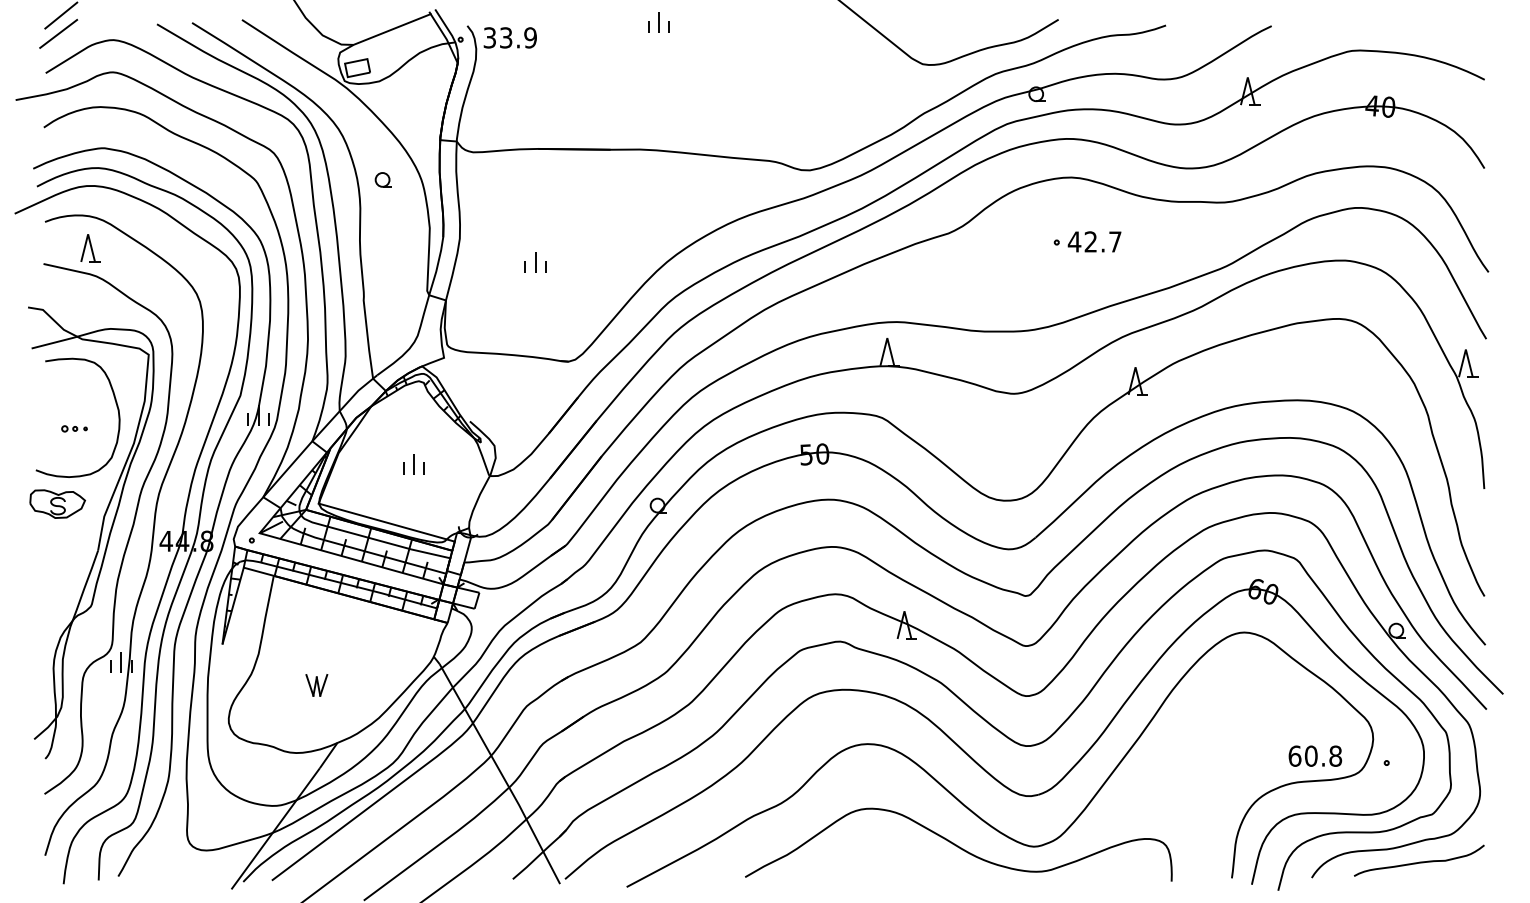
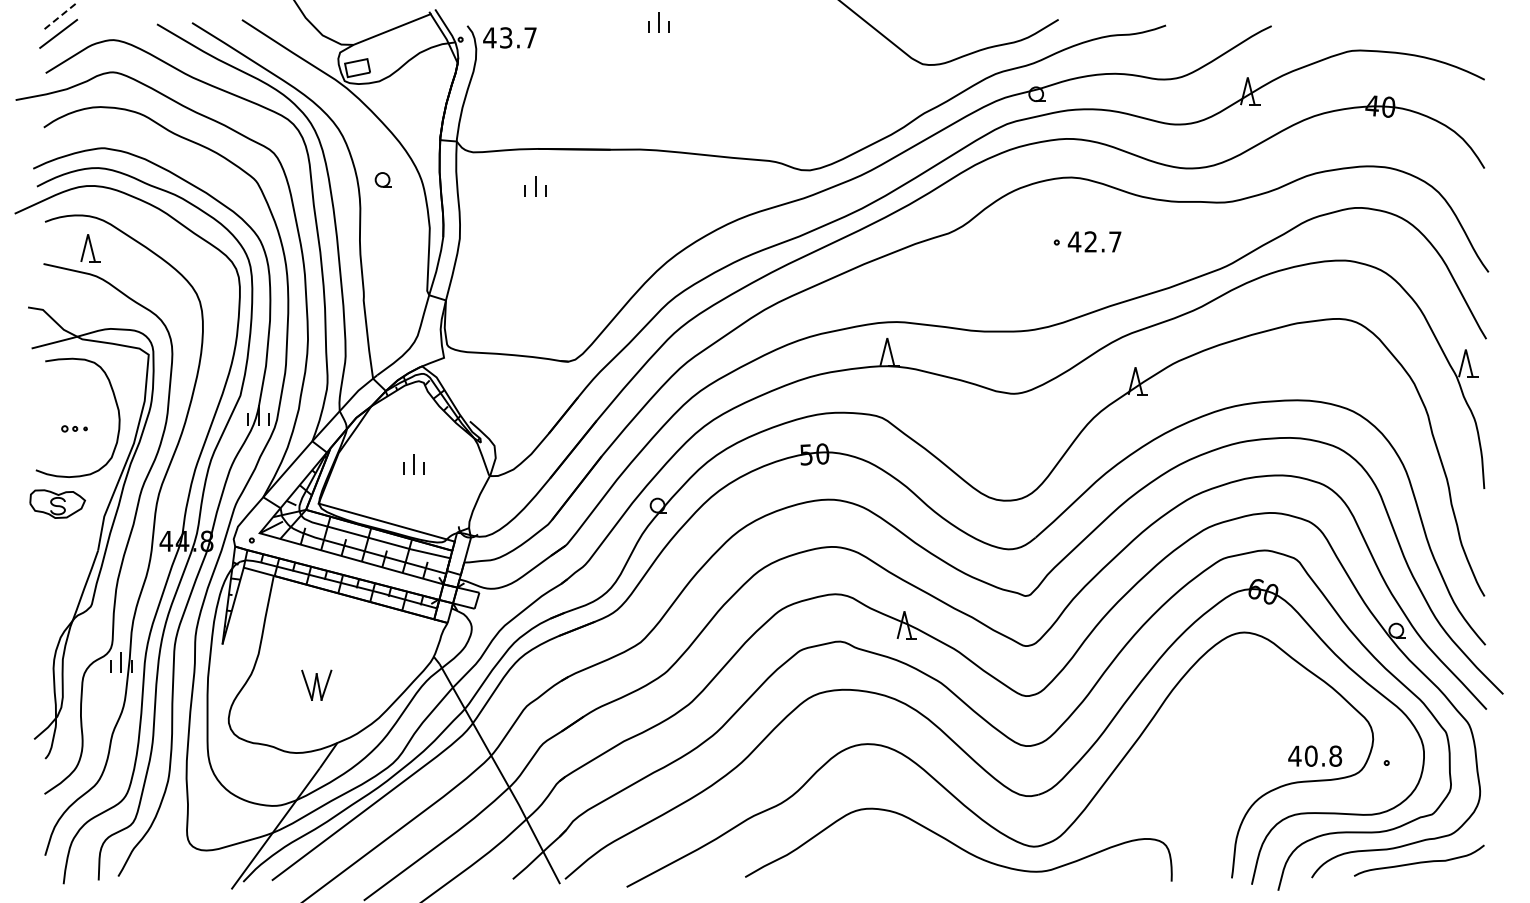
line: solid -> dashed (61, 15)
text: 33.9 -> 43.7 (509, 37)
part position: (535, 262) -> (535, 186) (535, 186)
part size: 24x23 px -> 32x32 px (316, 684)
text: 60.8 -> 40.8 (1294, 755)
